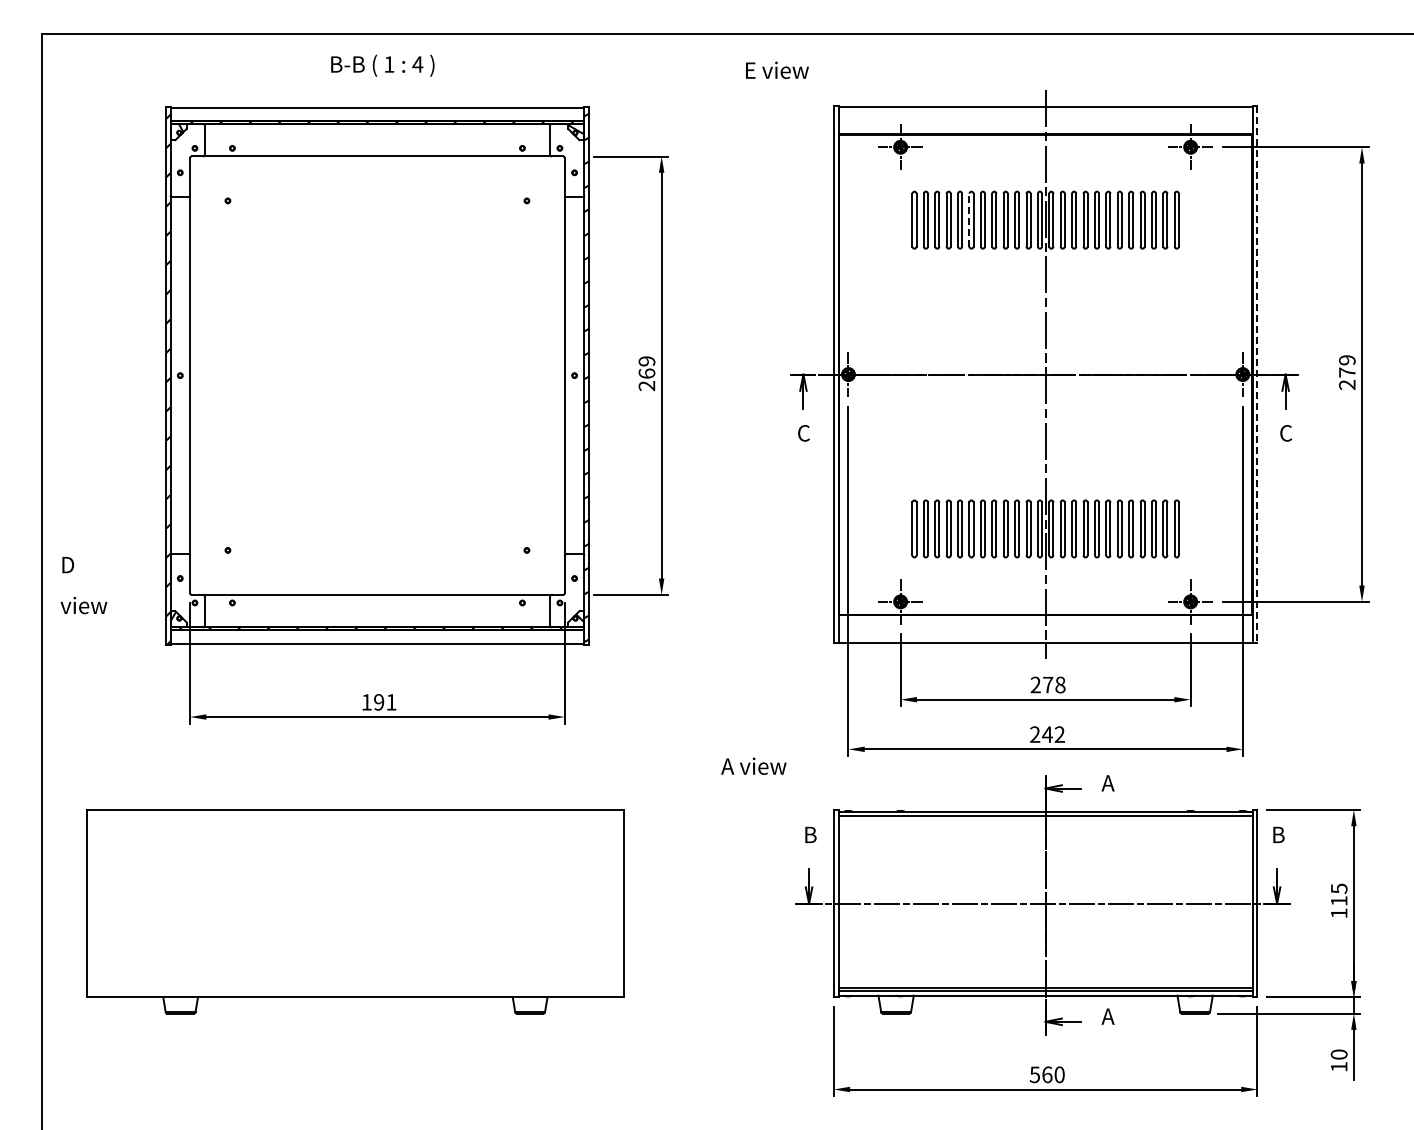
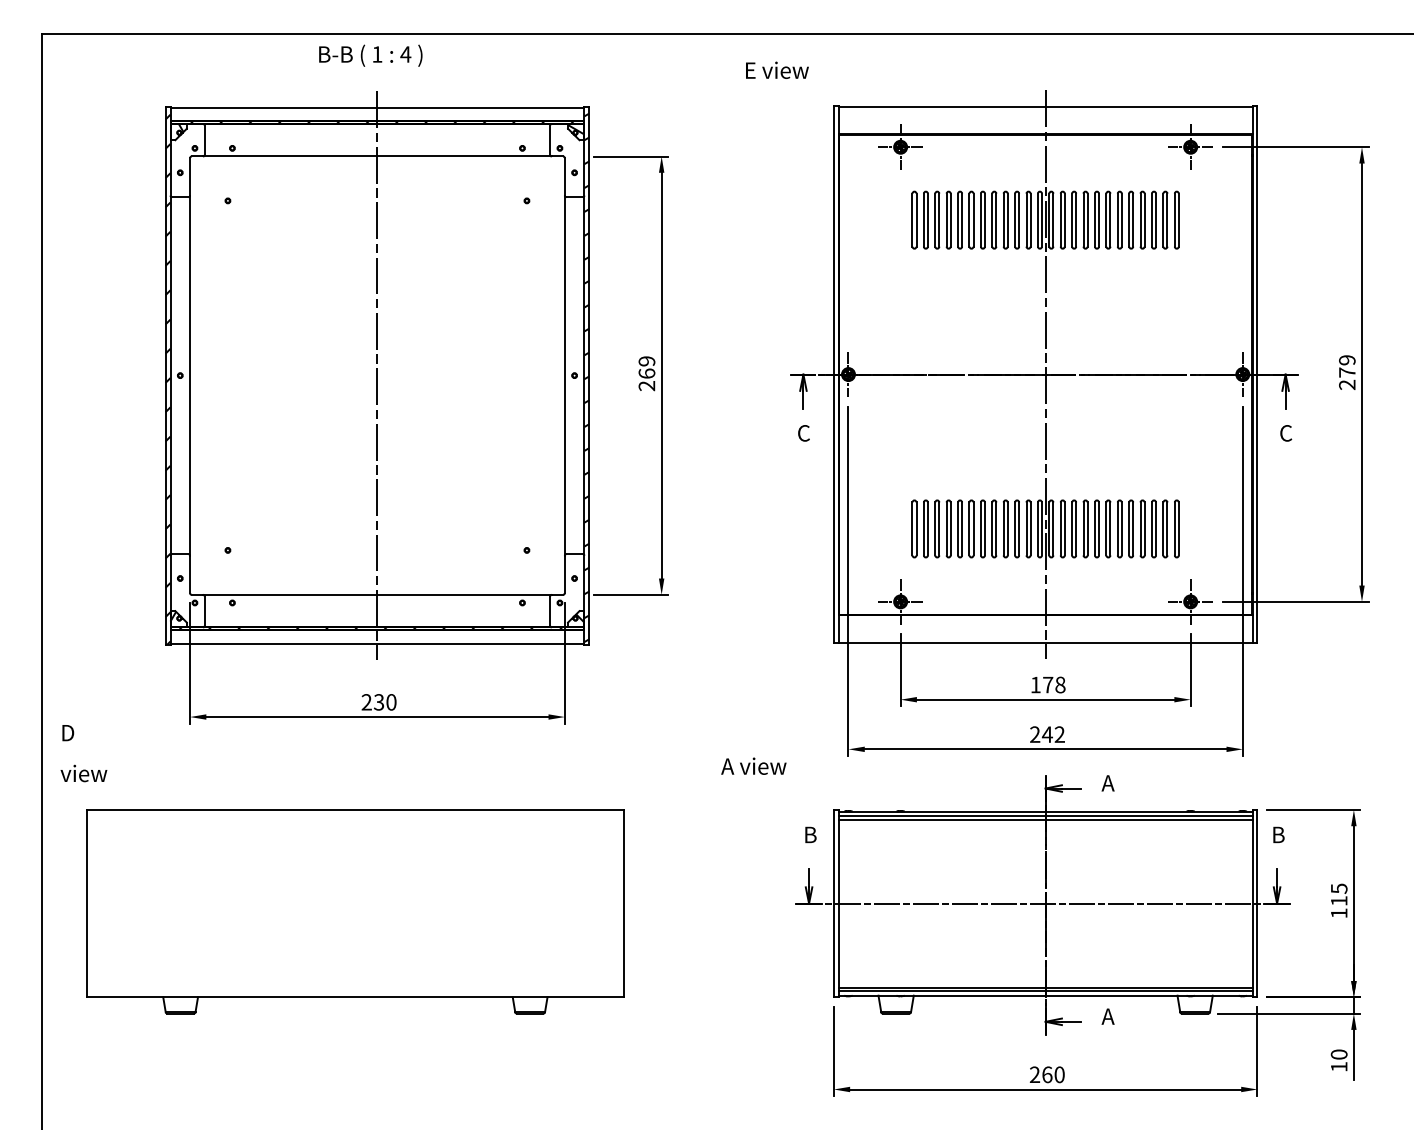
text position: (382, 65) -> (370, 55) (370, 55)
line: dashed -> solid (969, 219)
line: dashed -> solid (1257, 374)
line: none -> present (377, 375)
text position: (83, 585) -> (83, 753) (83, 753)
text: 278 -> 178 (1035, 684)
text: 191 -> 230 (378, 702)
line: none -> present (1045, 819)
text: 560 -> 260 (1034, 1074)
